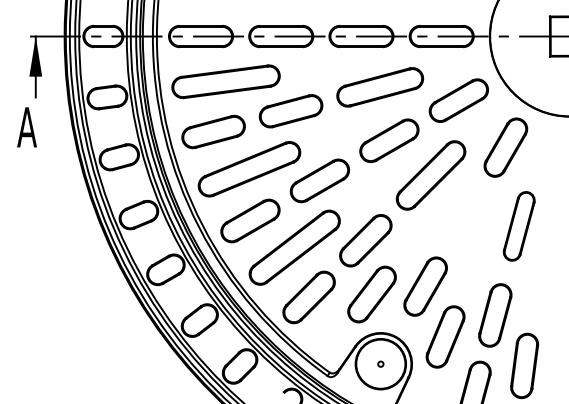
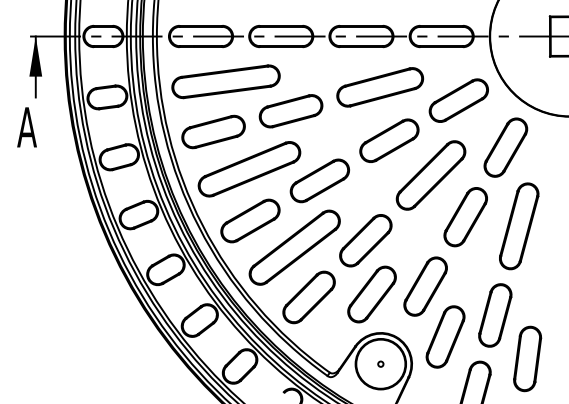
part: none -> present (465, 217)
part size: 34x71 px -> 41x89 px (519, 226)
part position: (524, 365) -> (527, 358) (527, 358)
